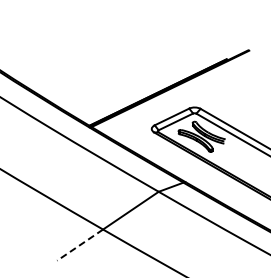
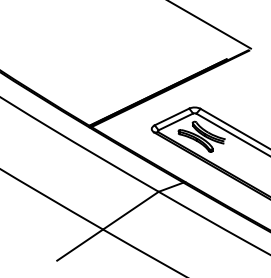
line: none -> present (210, 25)
line: dashed -> solid (80, 245)
